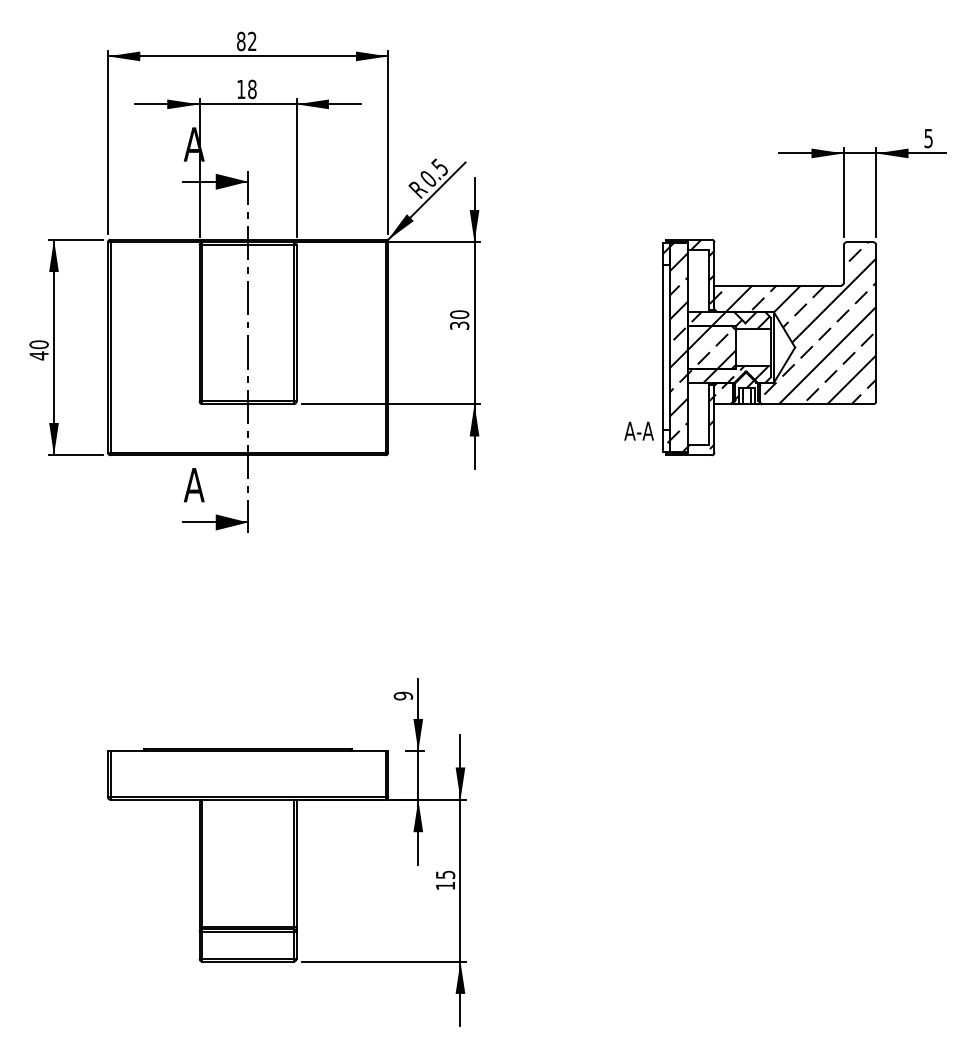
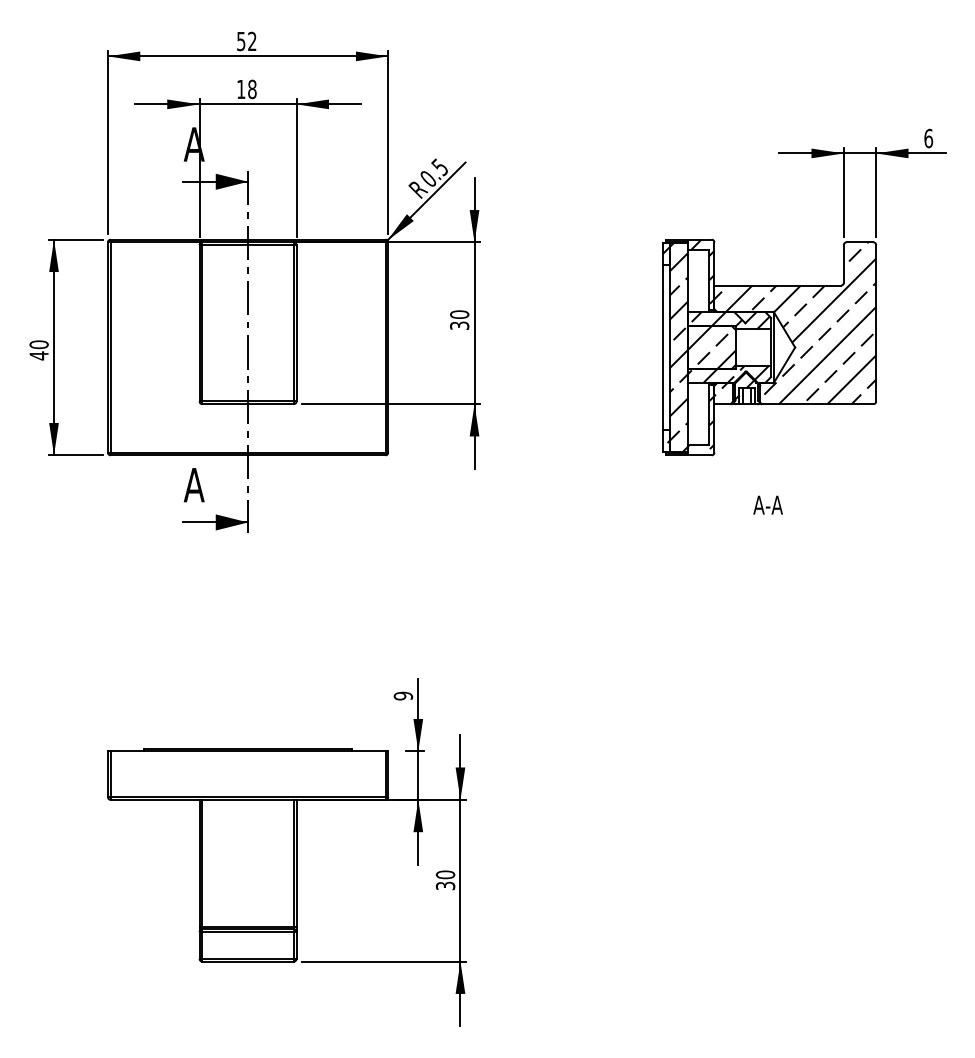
text: 82 -> 52 (241, 41)
text: 5 -> 6 (928, 138)
text position: (638, 430) -> (767, 504) (767, 504)
text: 15 -> 30 (445, 880)
